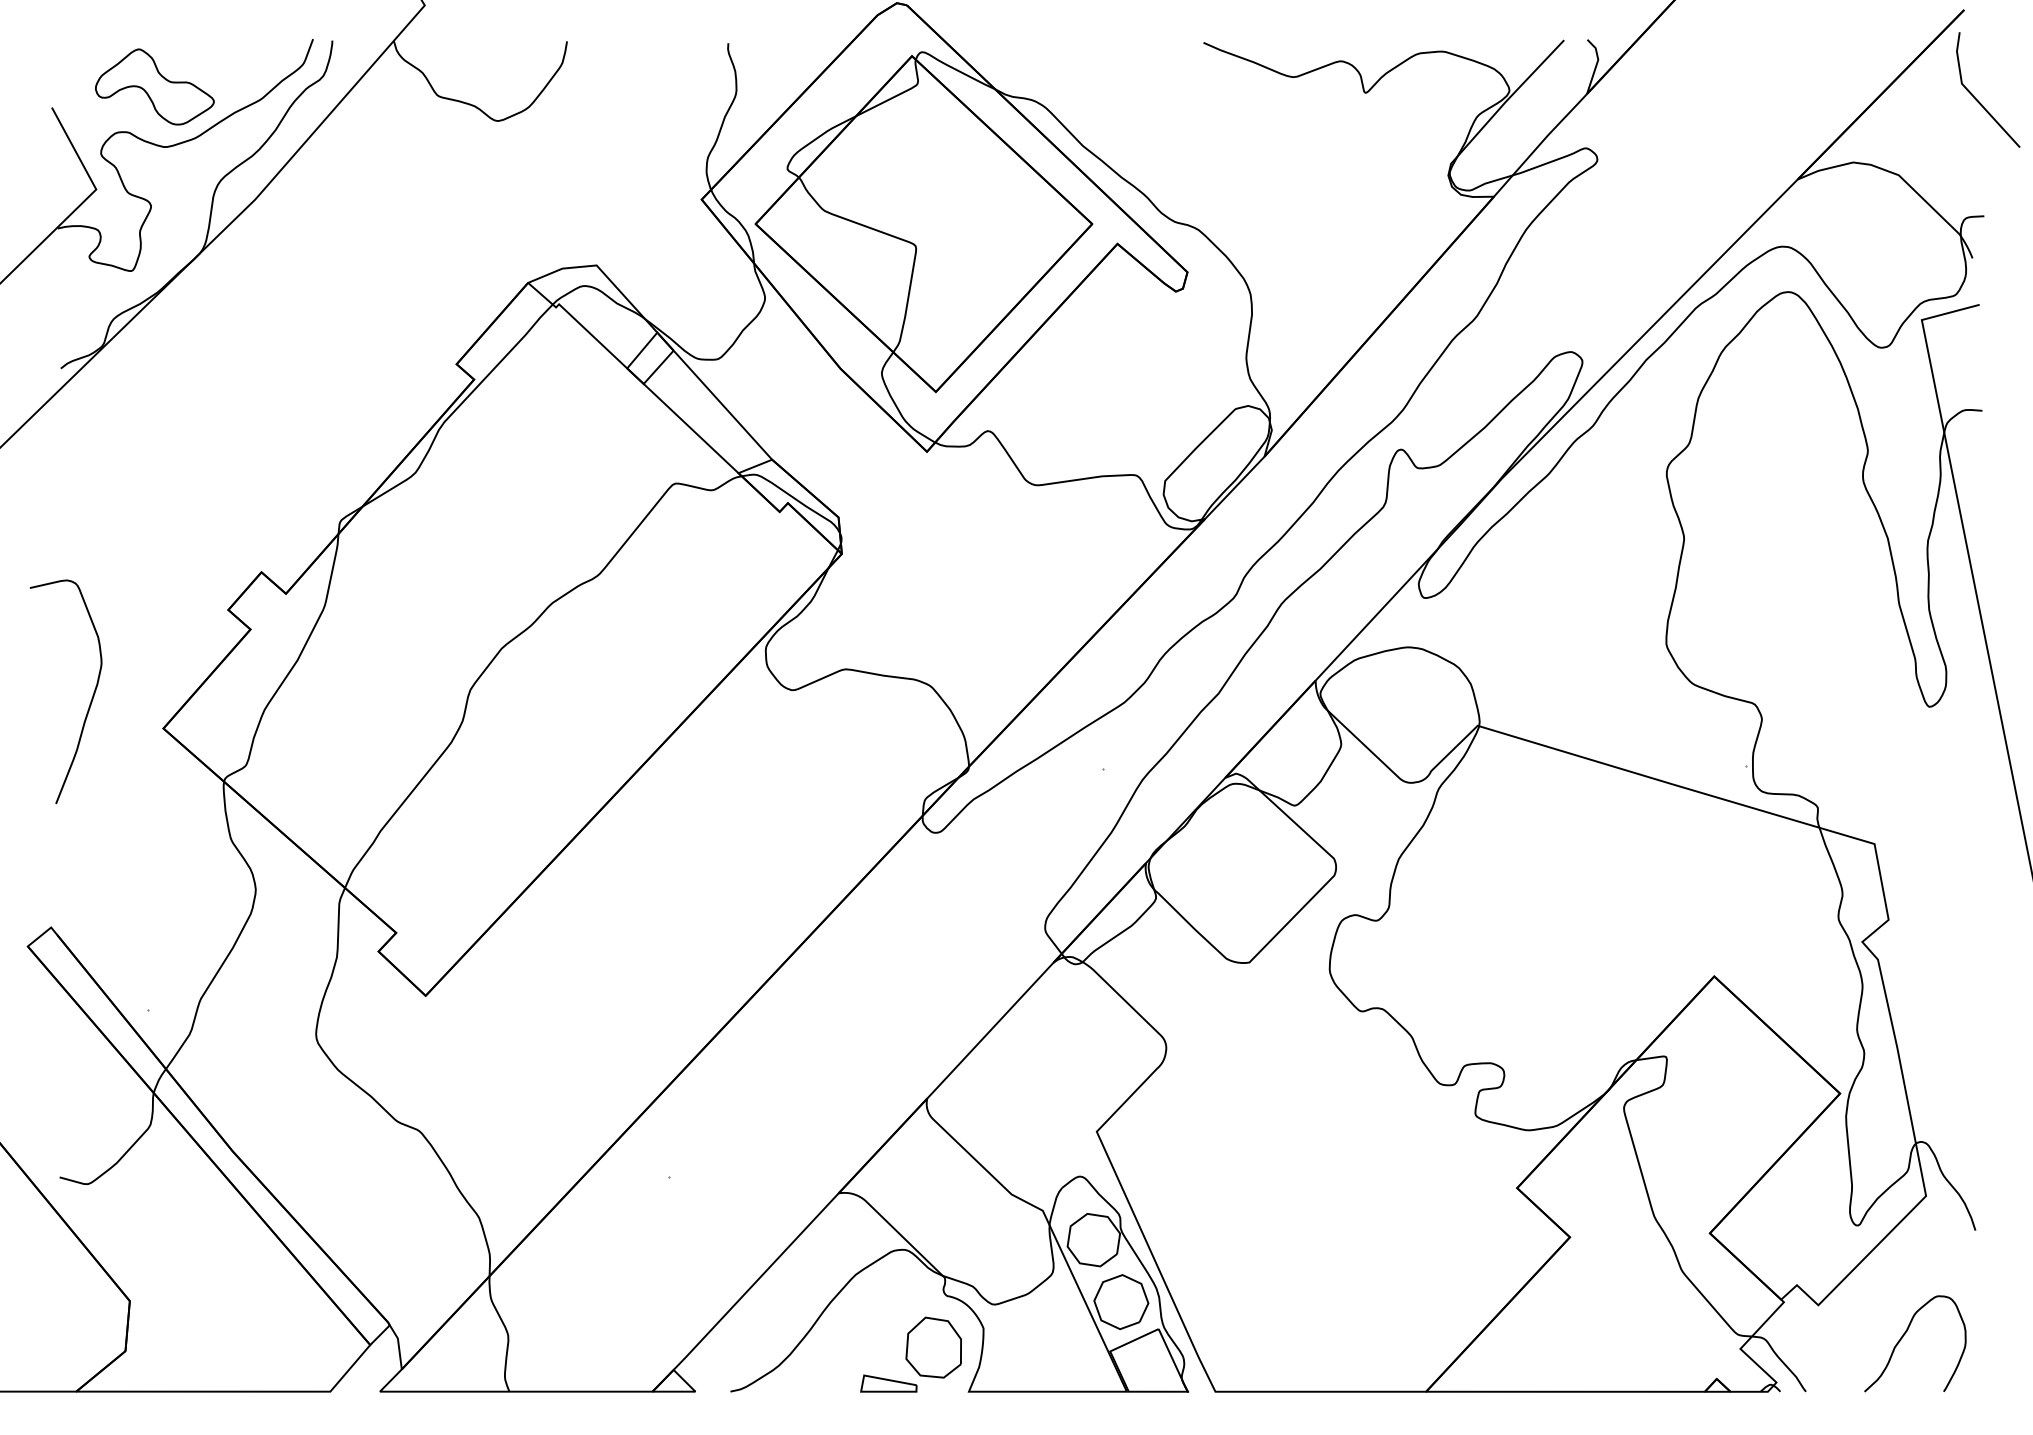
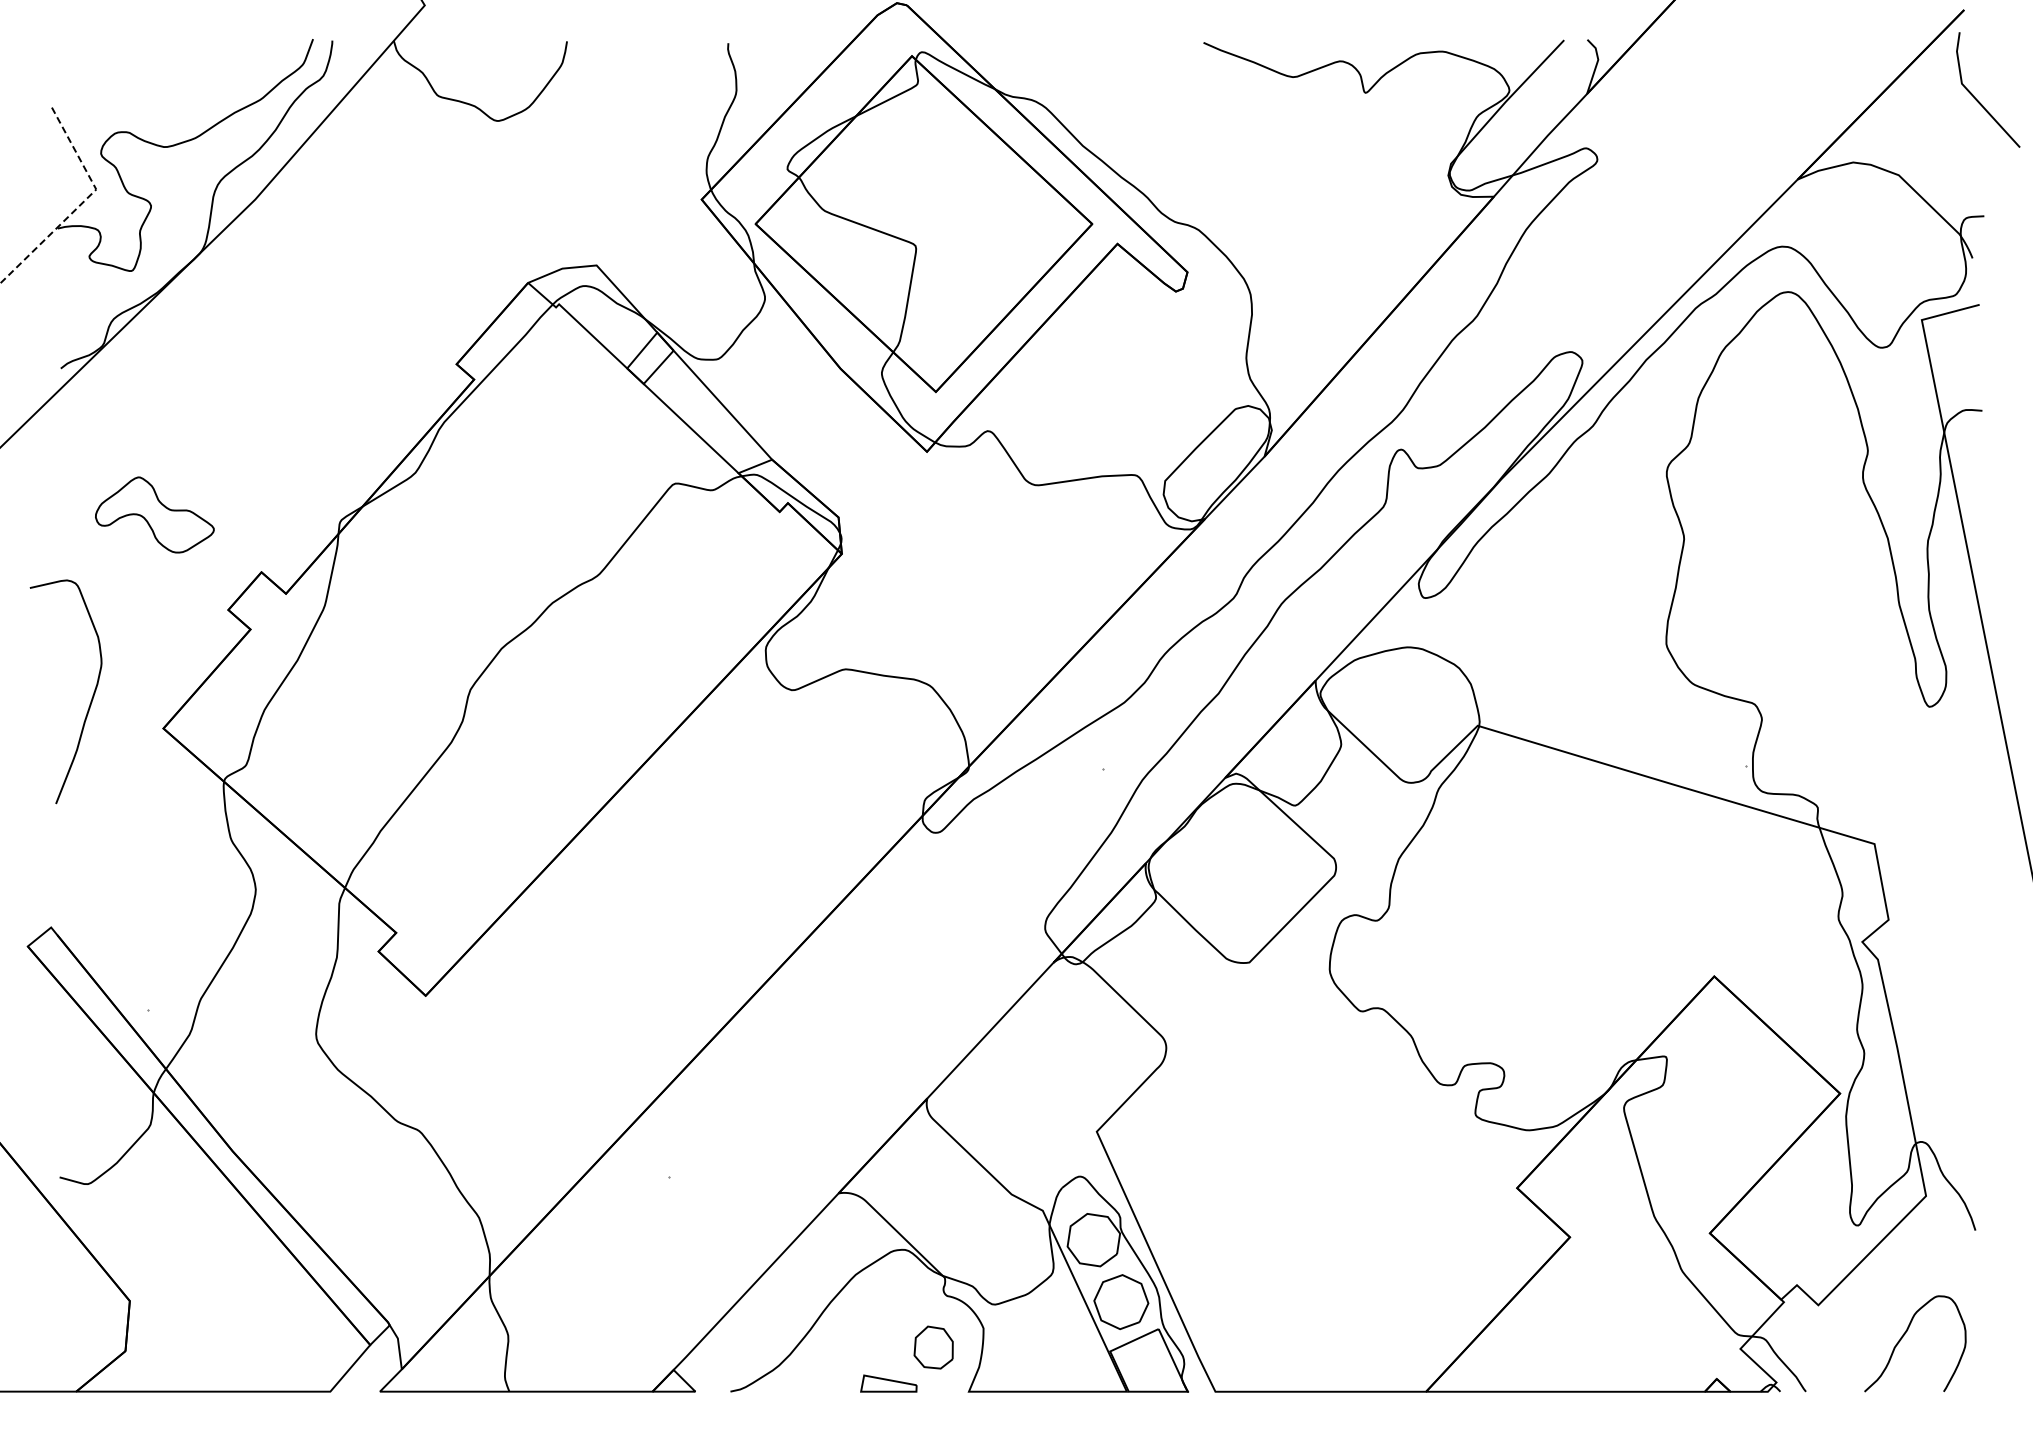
part position: (154, 86) -> (154, 514) (154, 514)
line: solid -> dashed (82, 203)
part size: 57x63 px -> 41x45 px (933, 1347)
